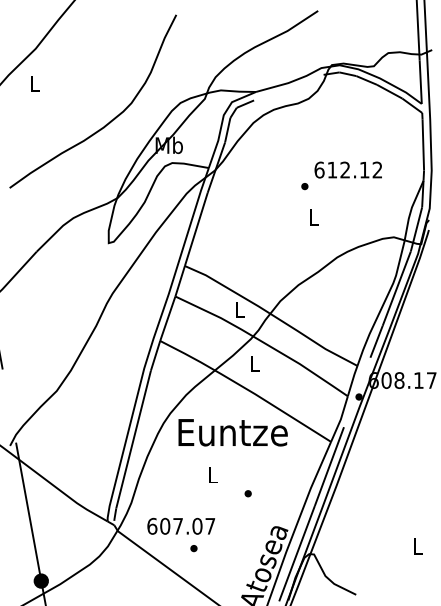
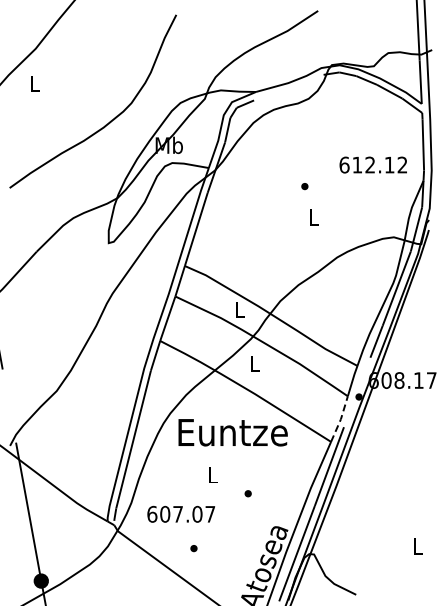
text position: (347, 169) -> (372, 164) (372, 164)
line: solid -> dashed (340, 419)
text position: (181, 525) -> (181, 513) (181, 513)
